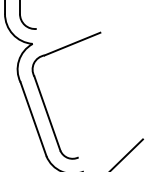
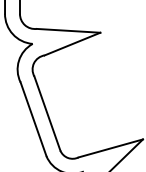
line: none -> present (68, 30)
line: none -> present (110, 148)
